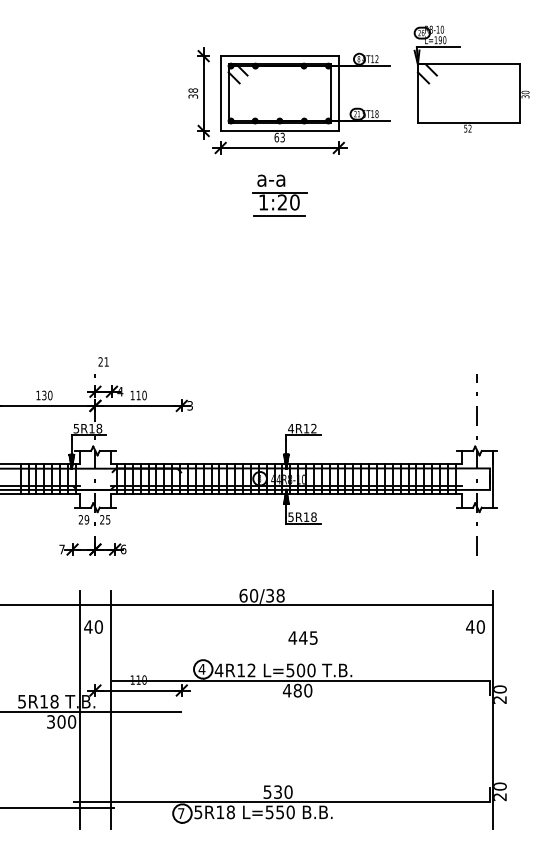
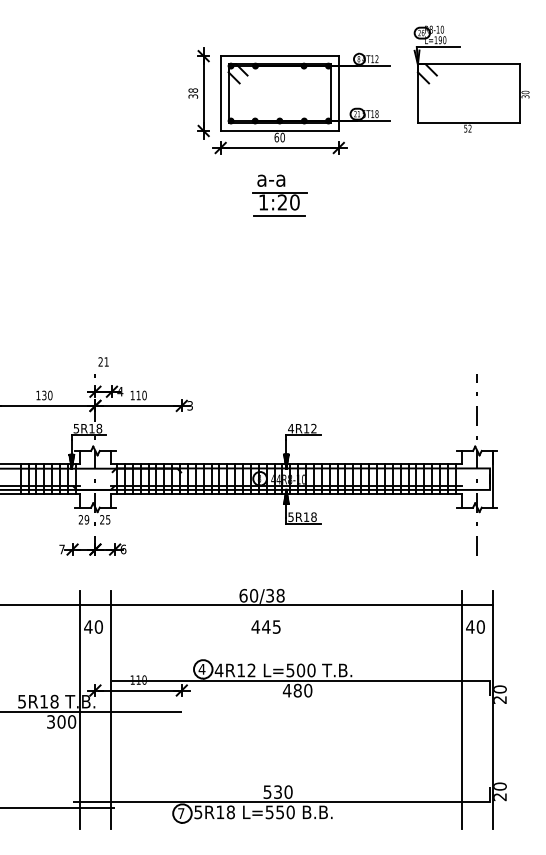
text: 63 -> 60 (282, 137)
text position: (302, 637) -> (265, 626) (265, 626)
line: none -> present (461, 710)
